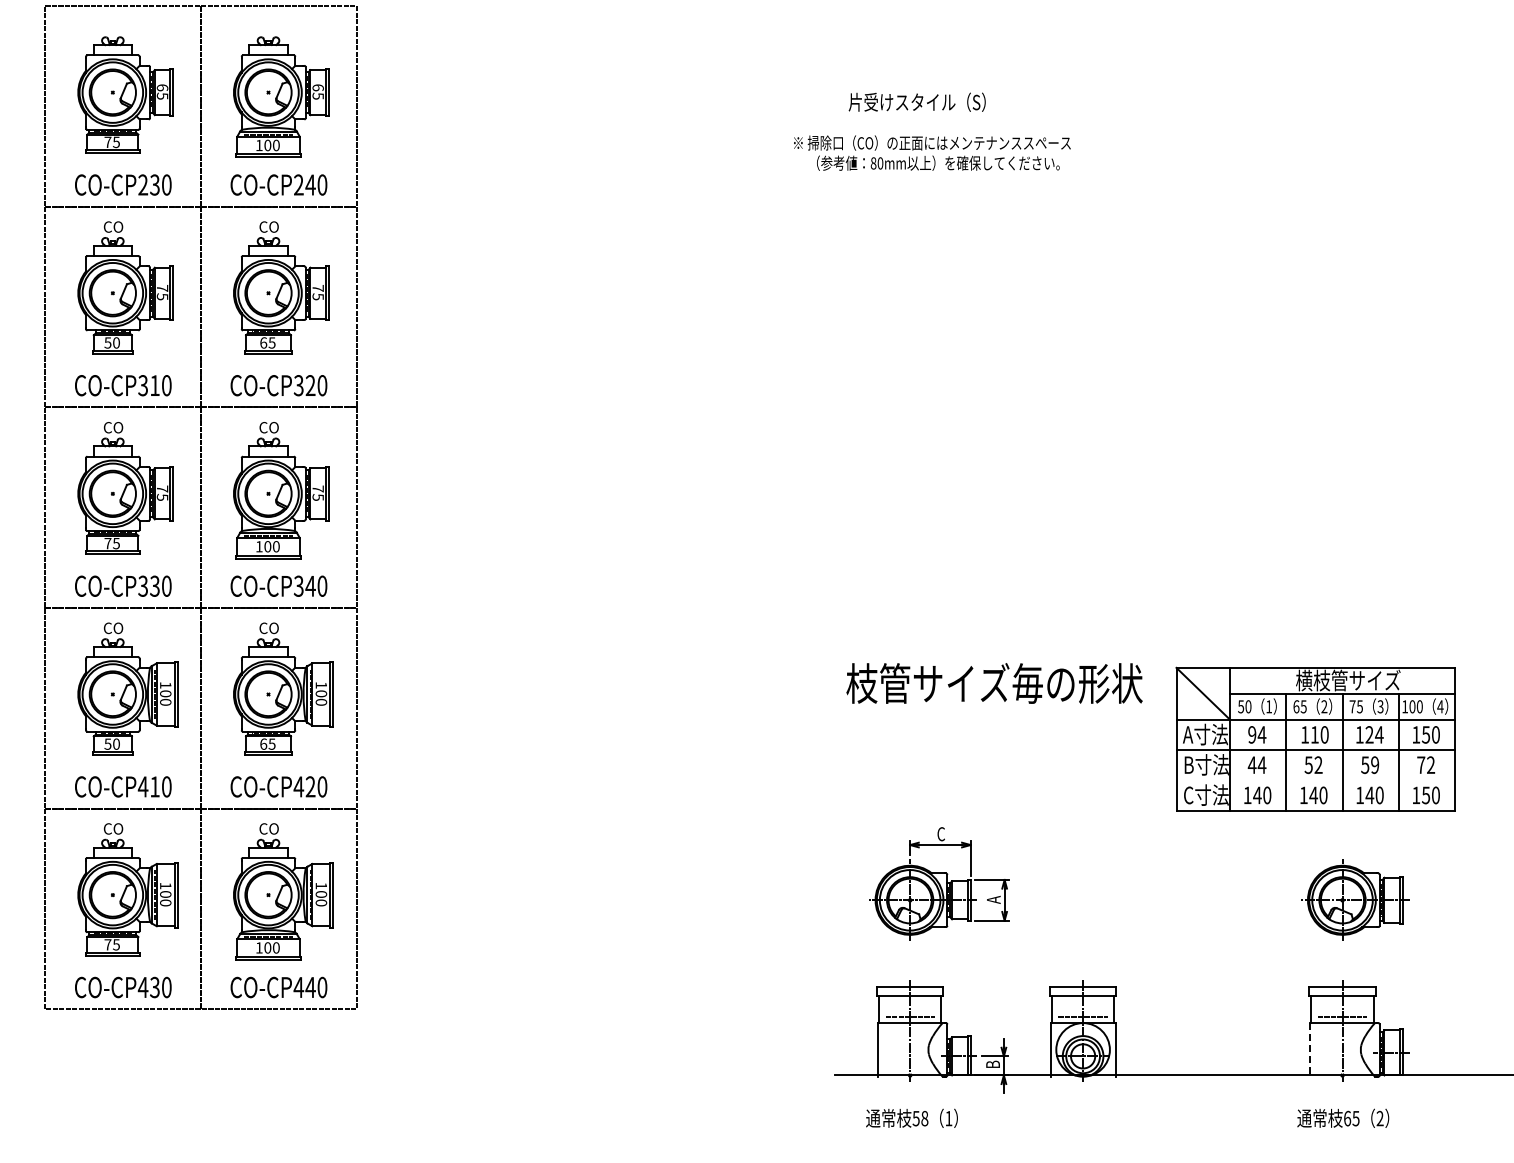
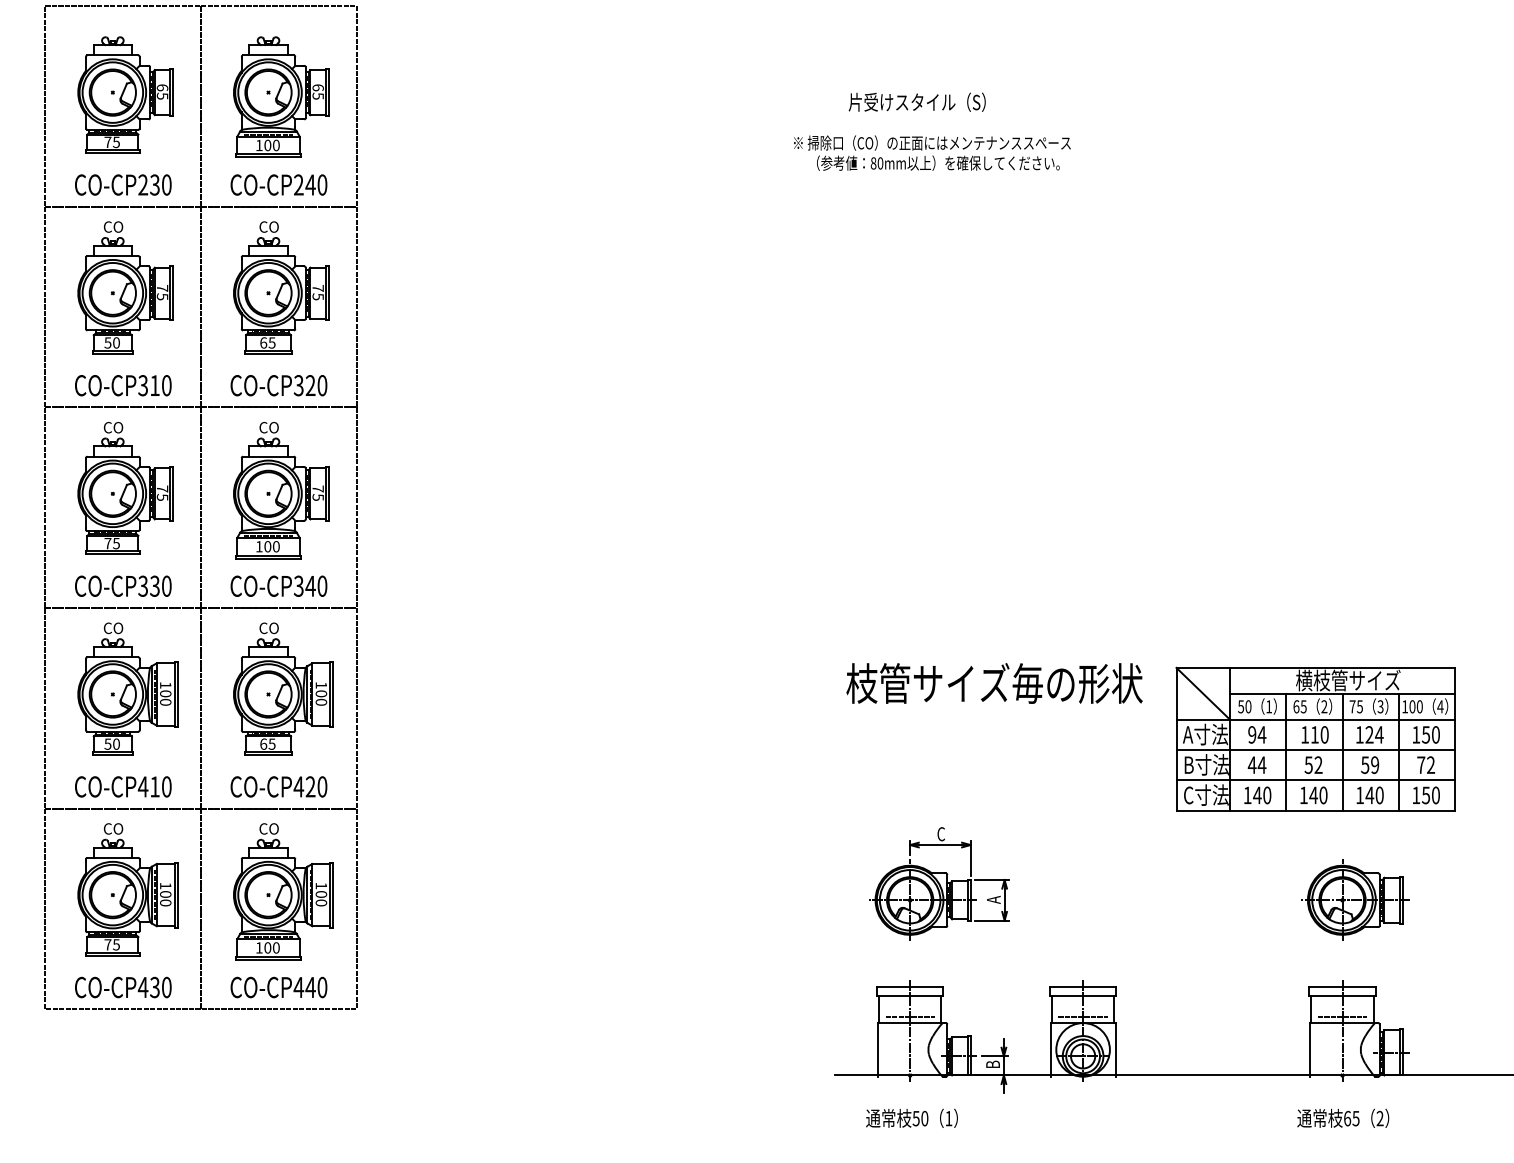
line: none -> present (1315, 780)
line: dashed -> solid (1310, 1049)
text: 58 -> 50 (924, 1118)
